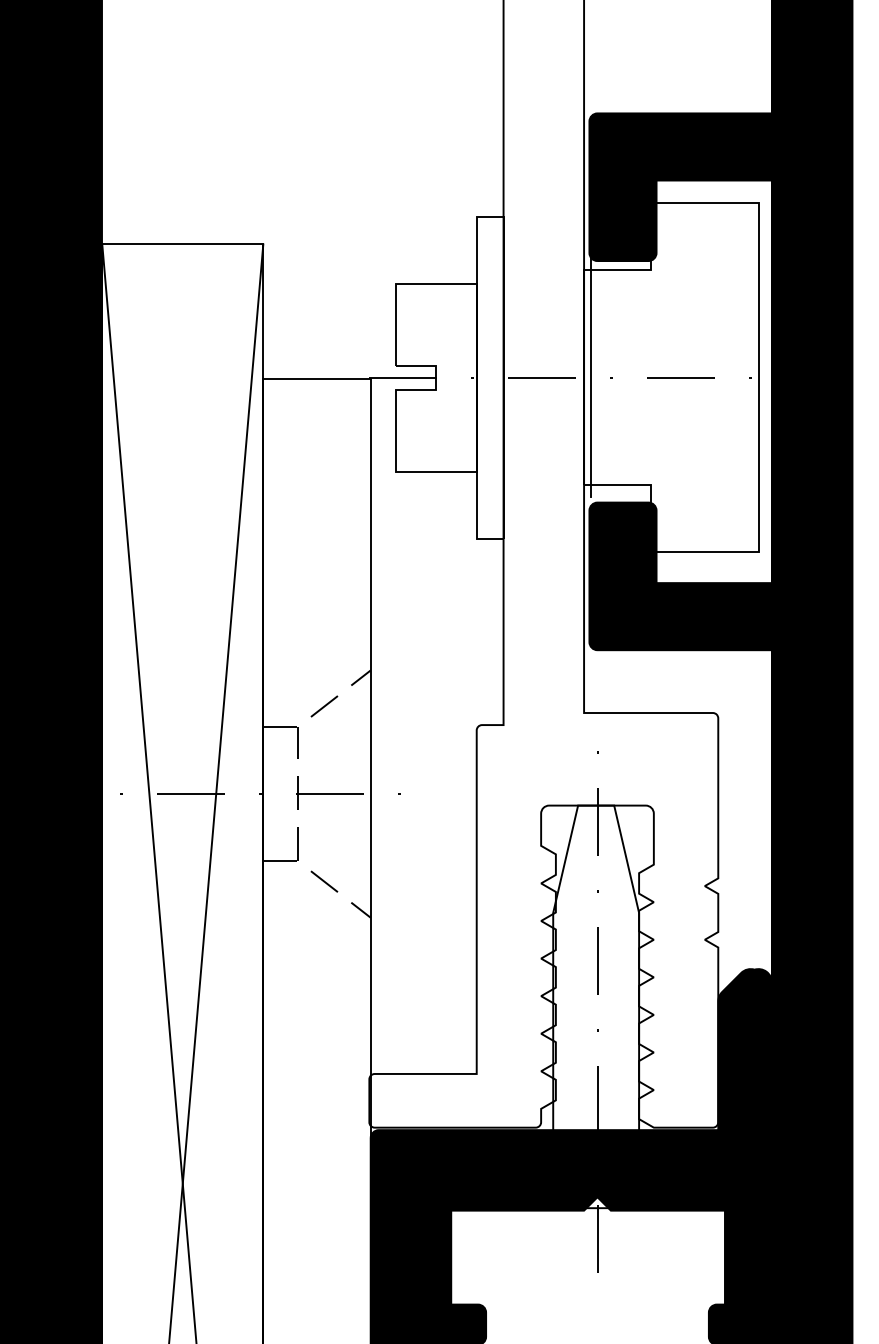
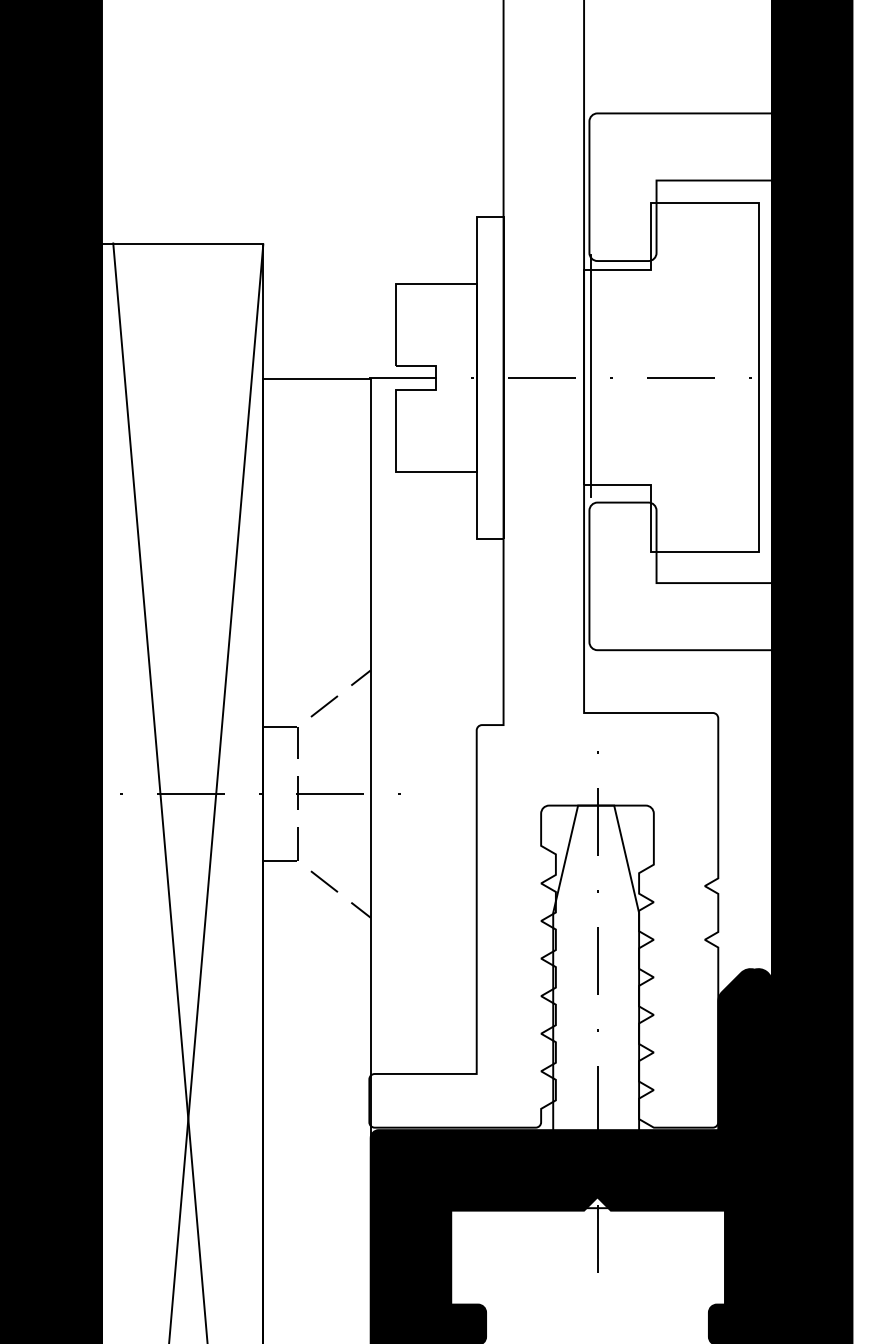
fill: present -> none (680, 187)
fill: present -> none (680, 576)
line position: (149, 792) -> (160, 791) (160, 791)
